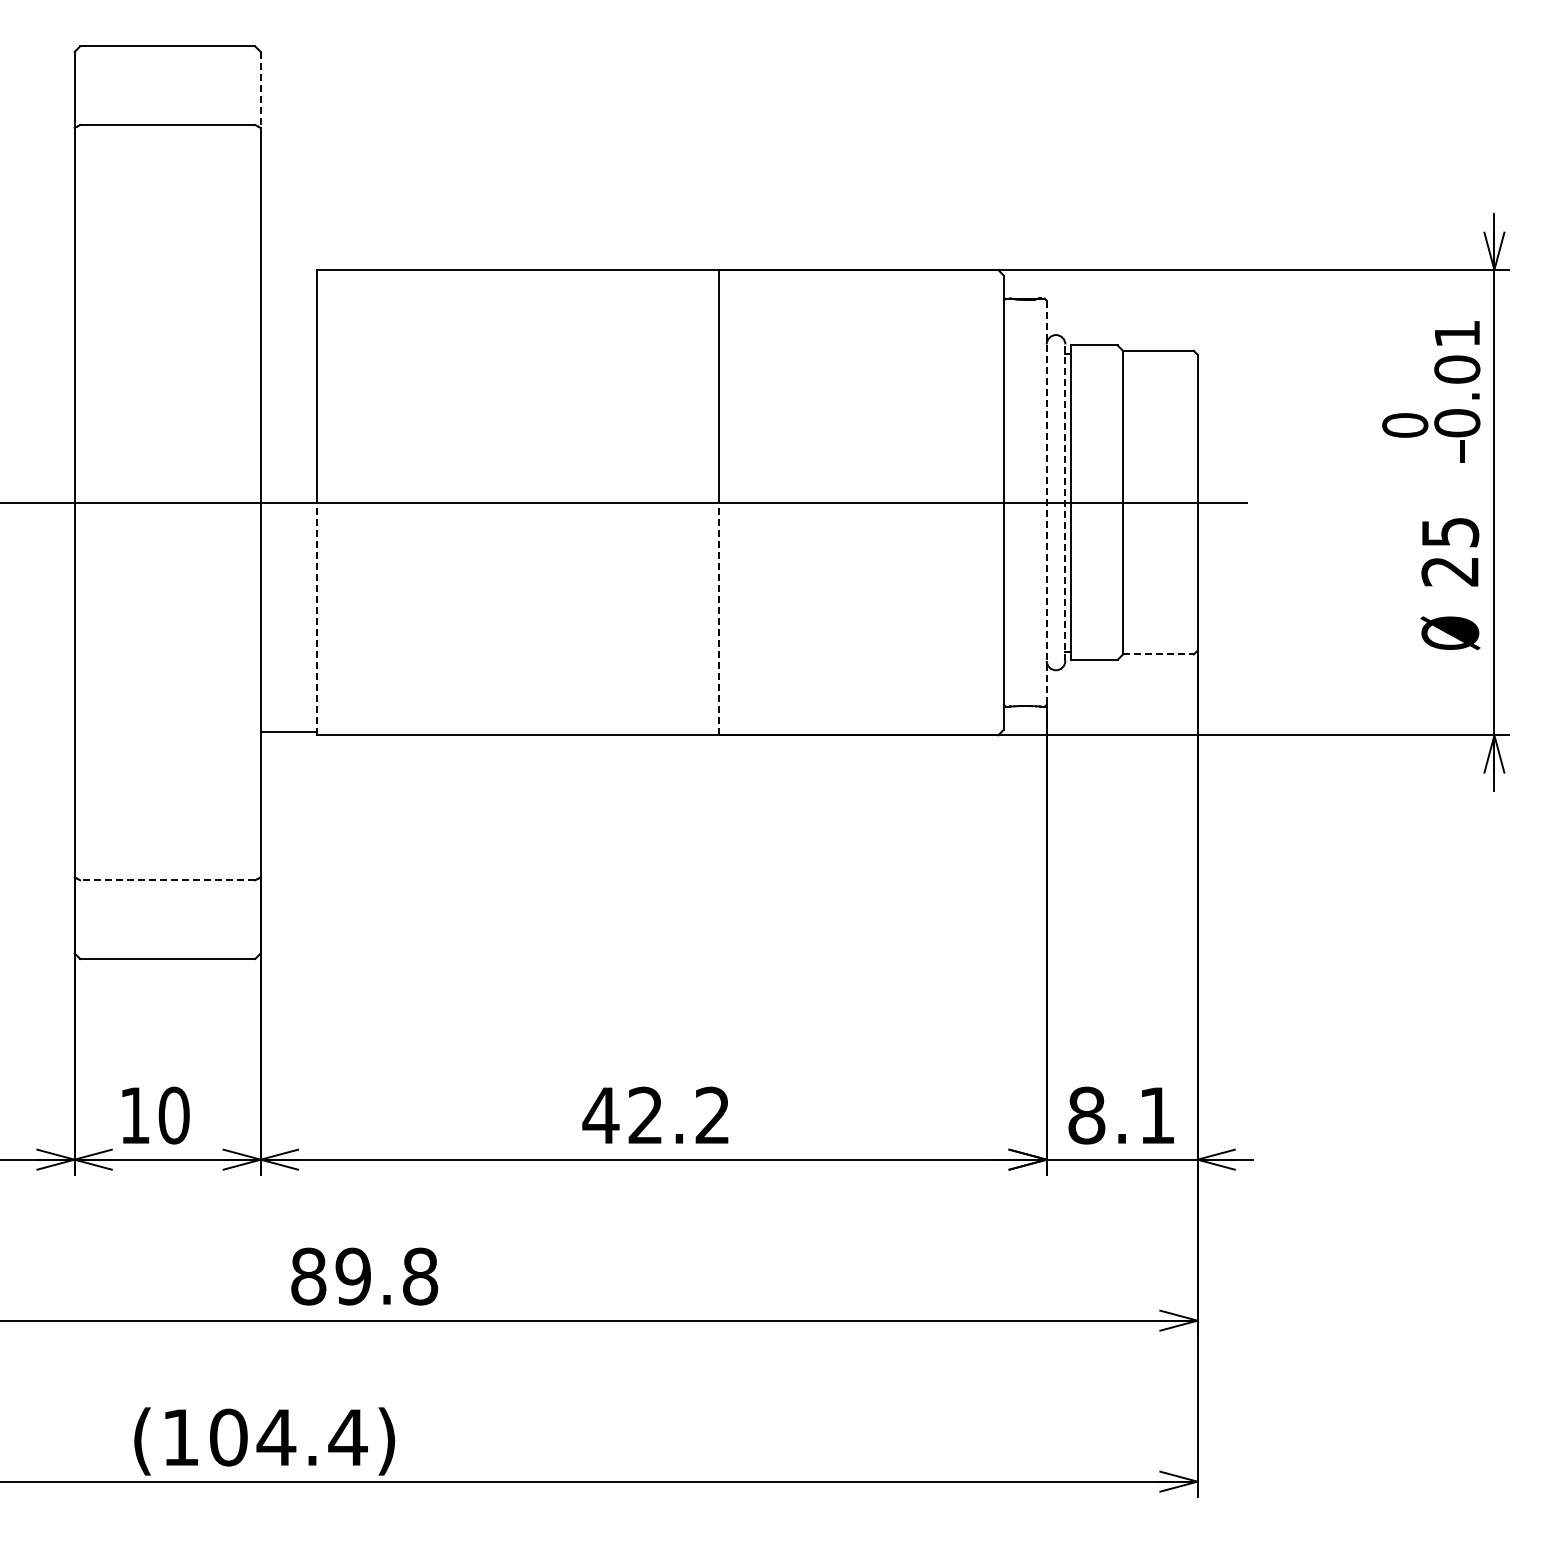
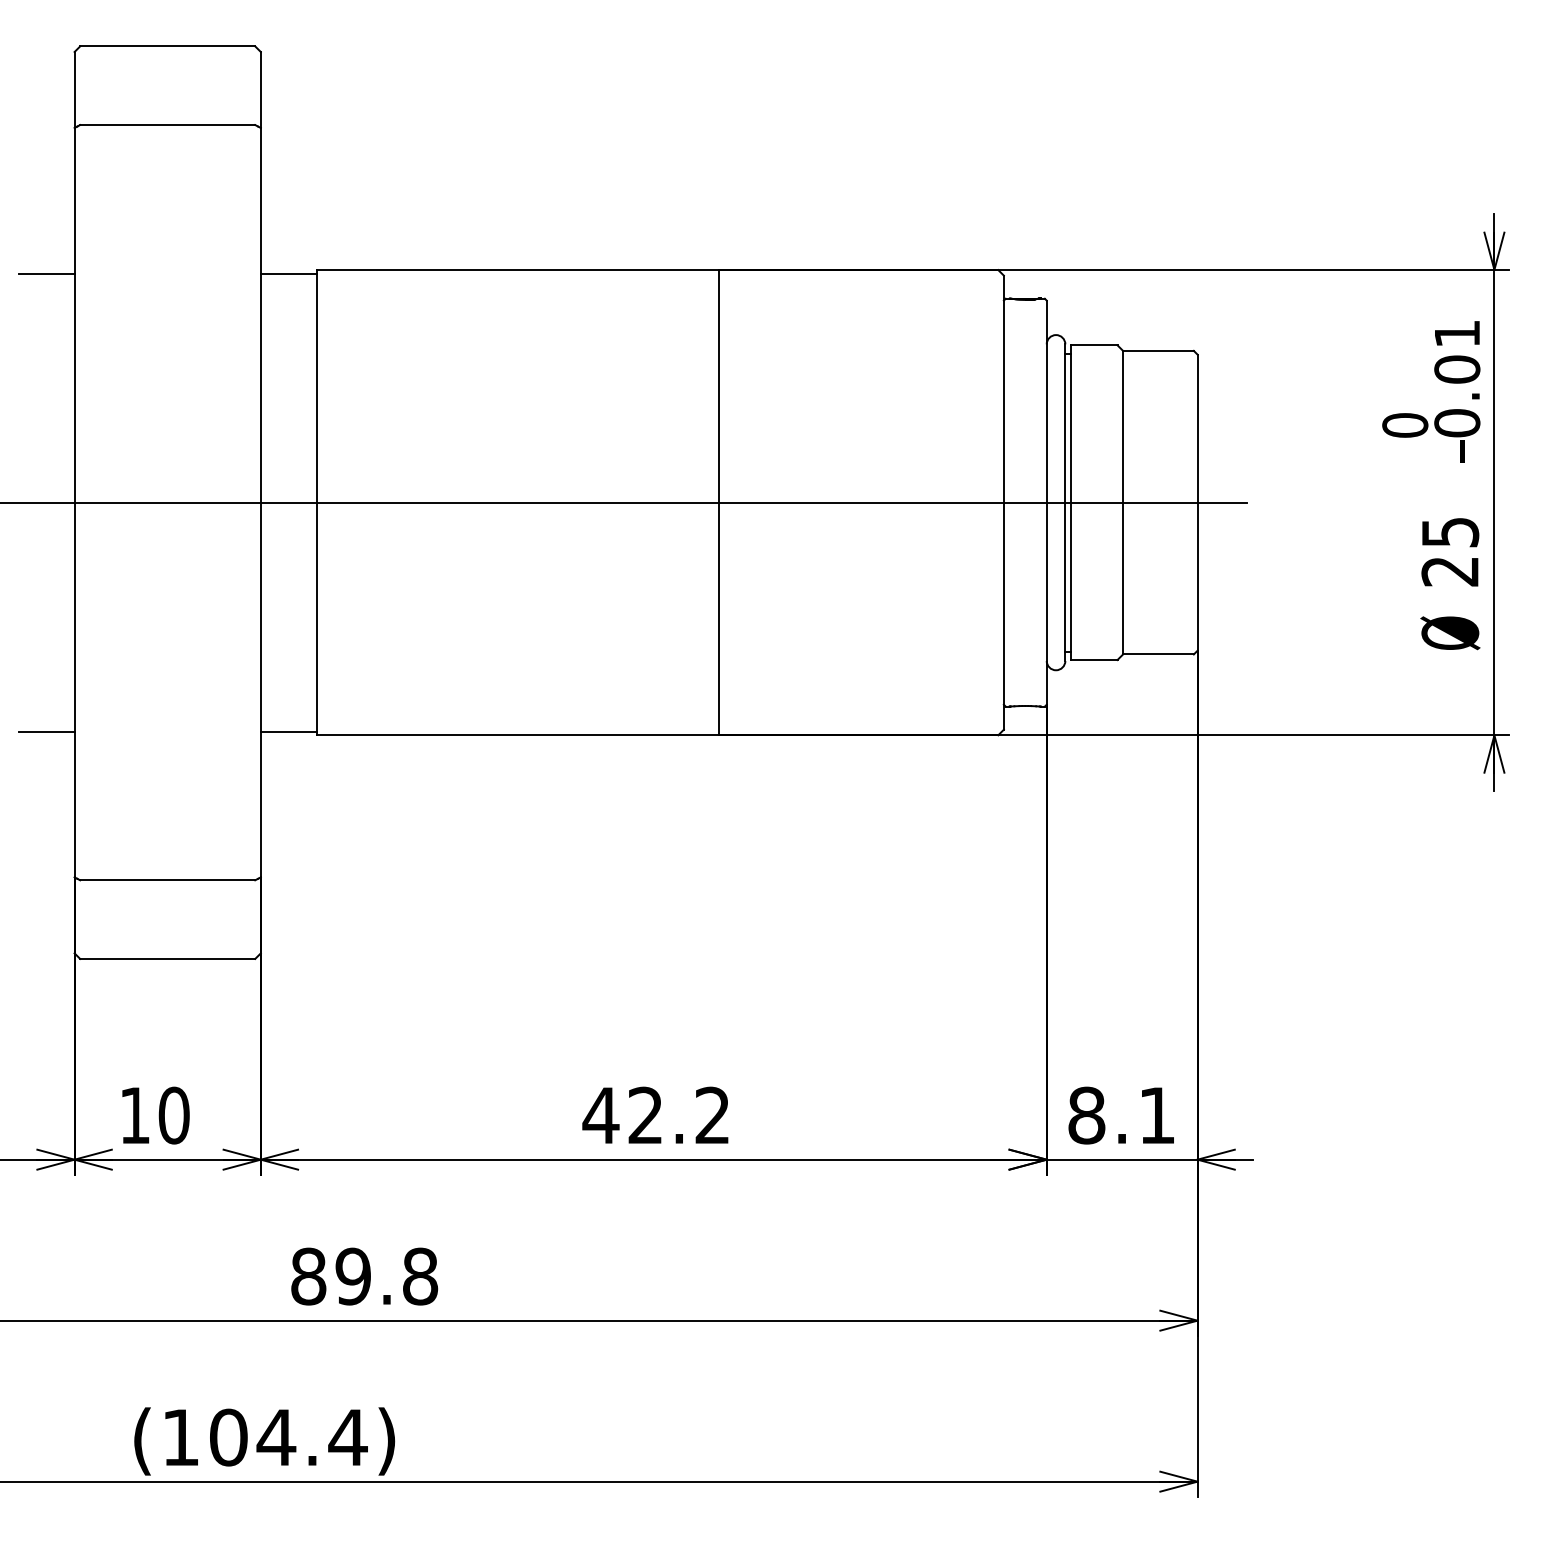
line: dashed -> solid (260, 90)
line: none -> present (46, 273)
line: none -> present (288, 273)
line: dashed -> solid (1065, 502)
line: dashed -> solid (1046, 503)
line: dashed -> solid (316, 618)
line: dashed -> solid (718, 618)
line: dashed -> solid (1158, 654)
line: none -> present (46, 731)
line: dashed -> solid (167, 880)
